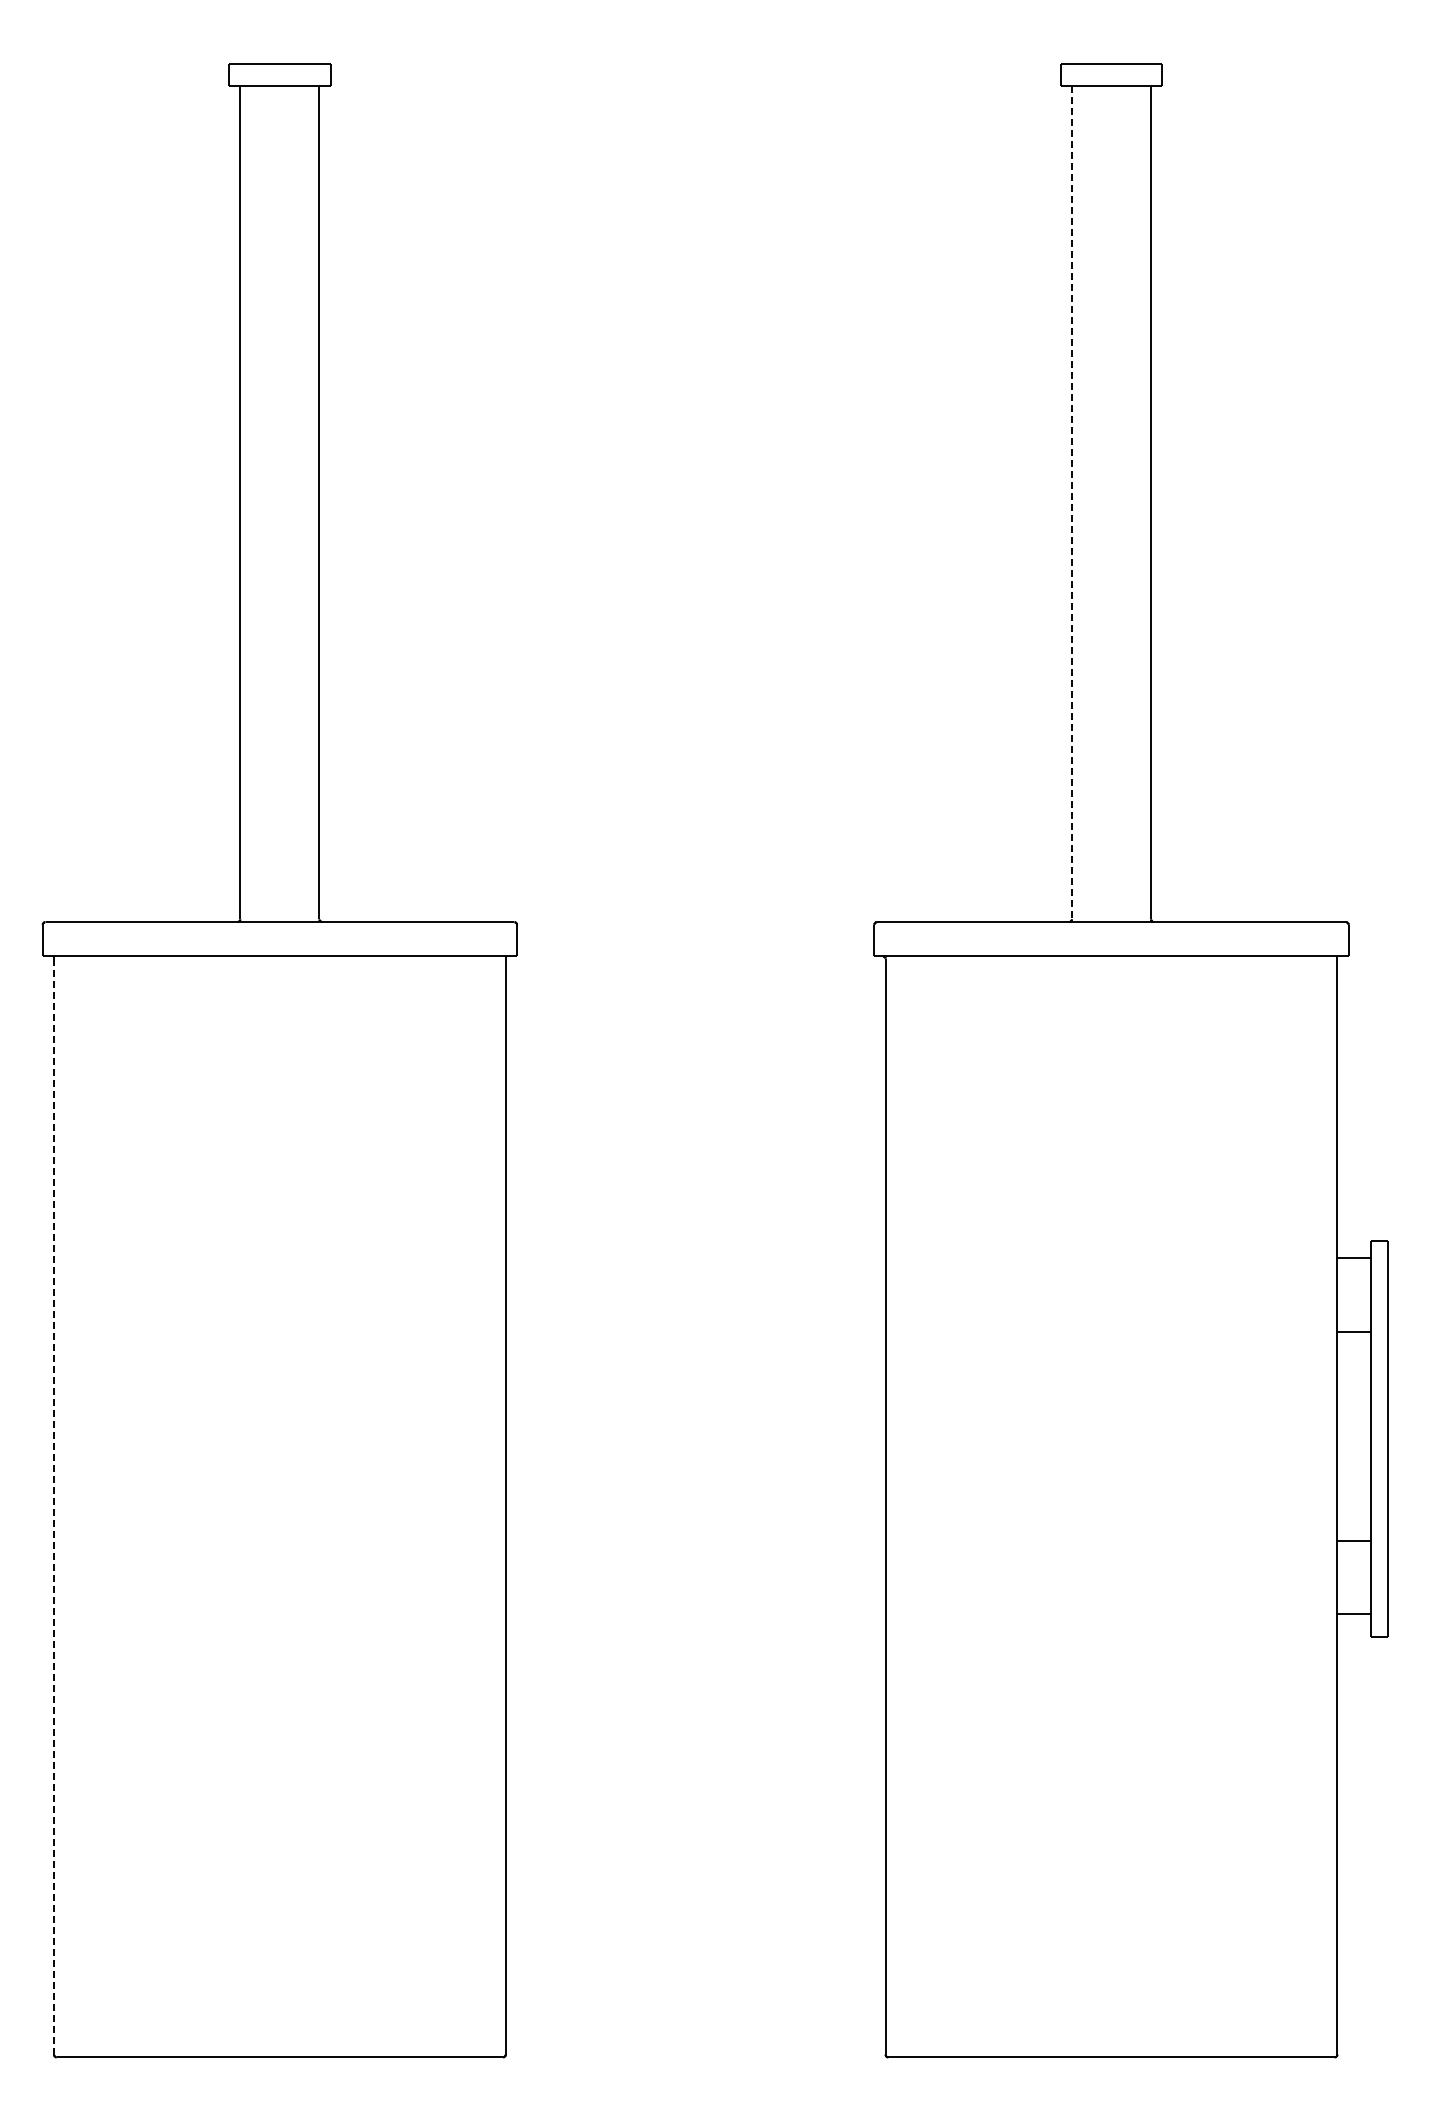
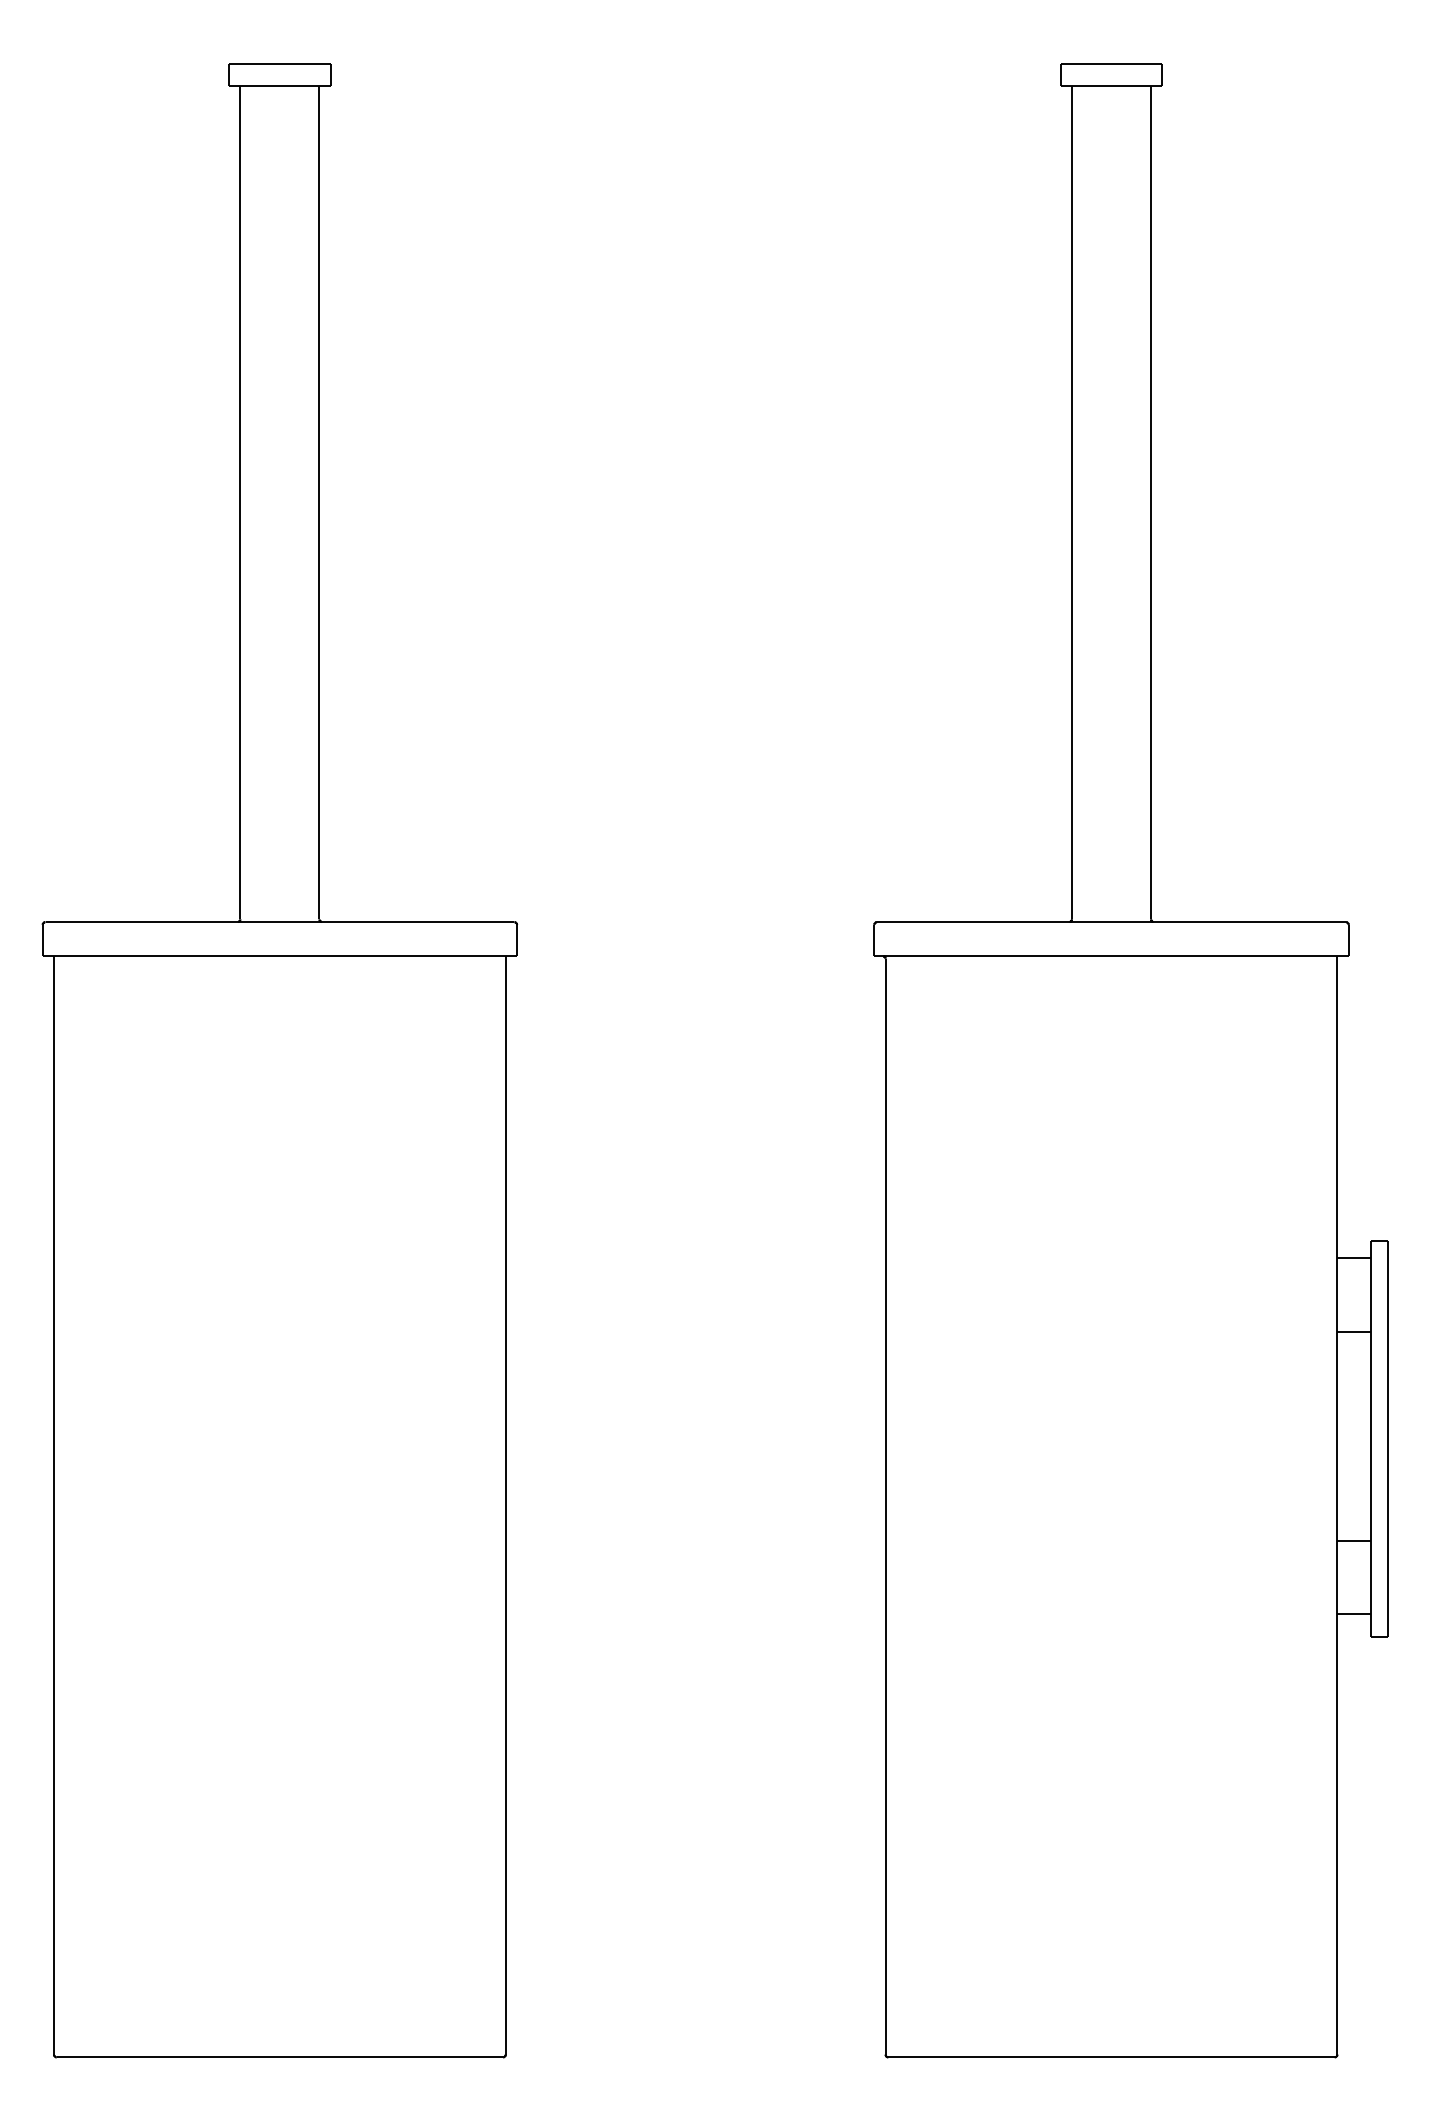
line: dashed -> solid (1072, 502)
line: dashed -> solid (54, 1506)
